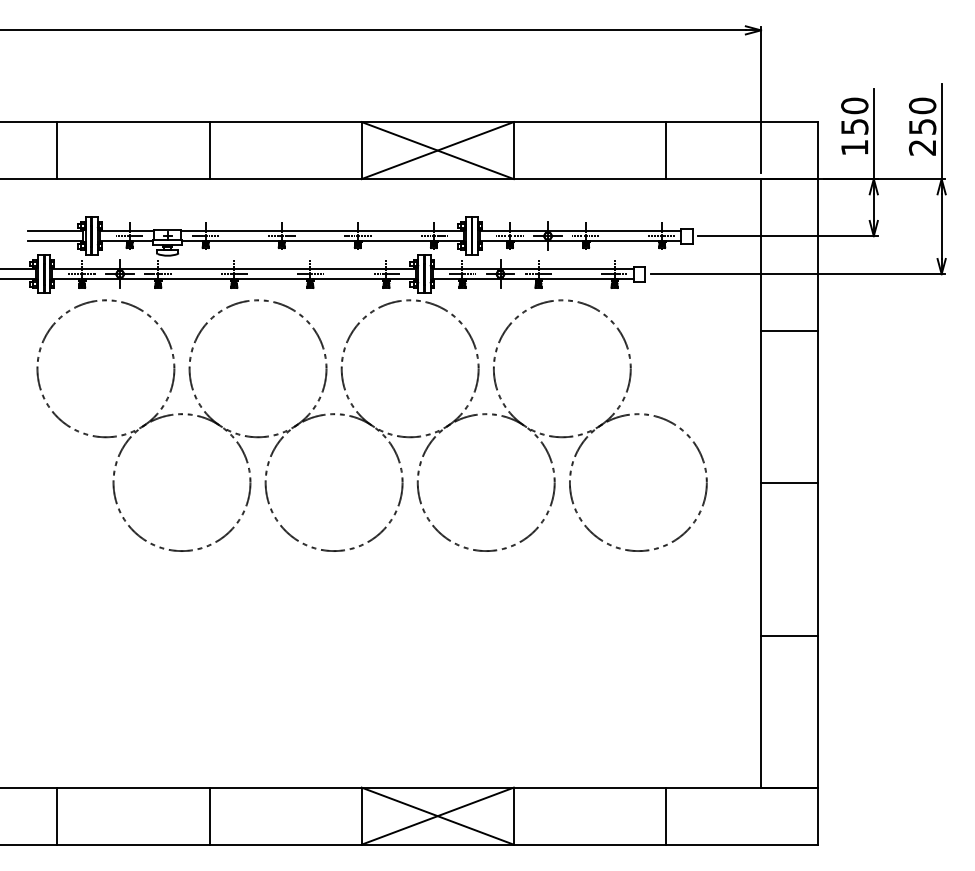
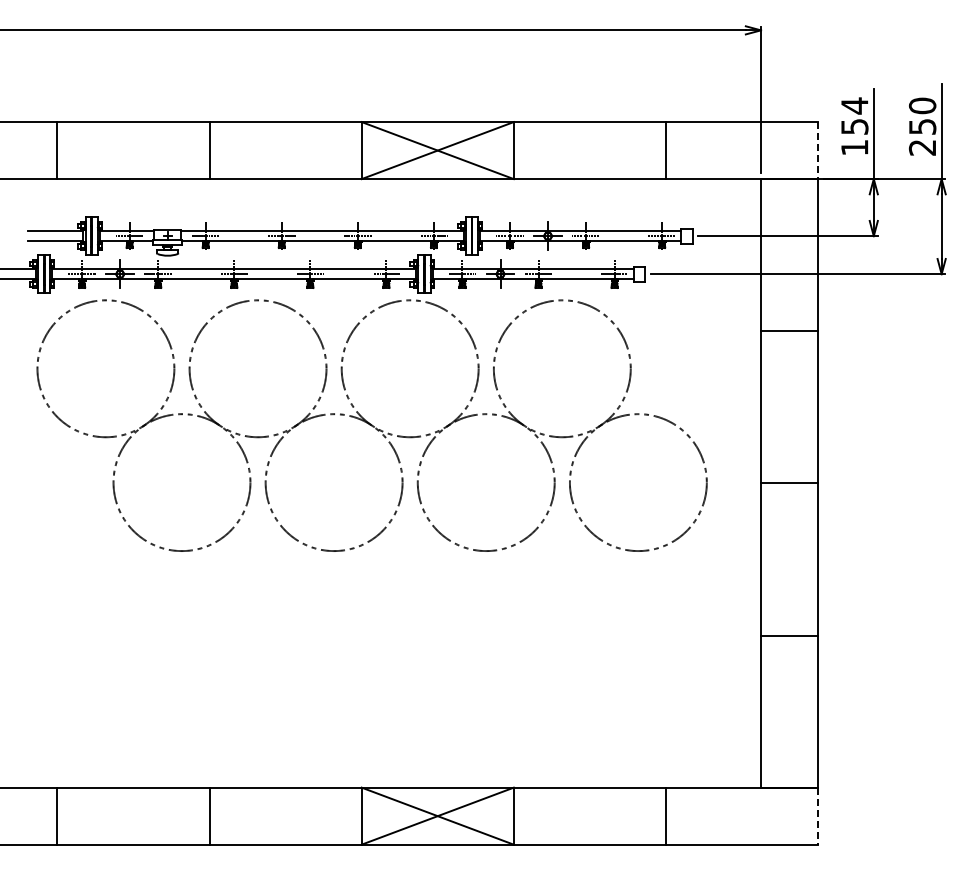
text: 150 -> 154 (854, 105)
line: solid -> dashed (818, 150)
line: solid -> dashed (818, 816)
